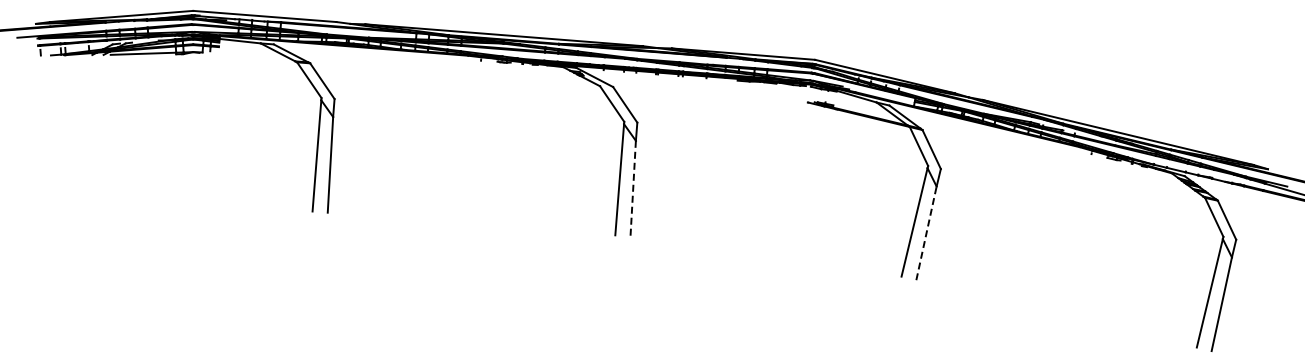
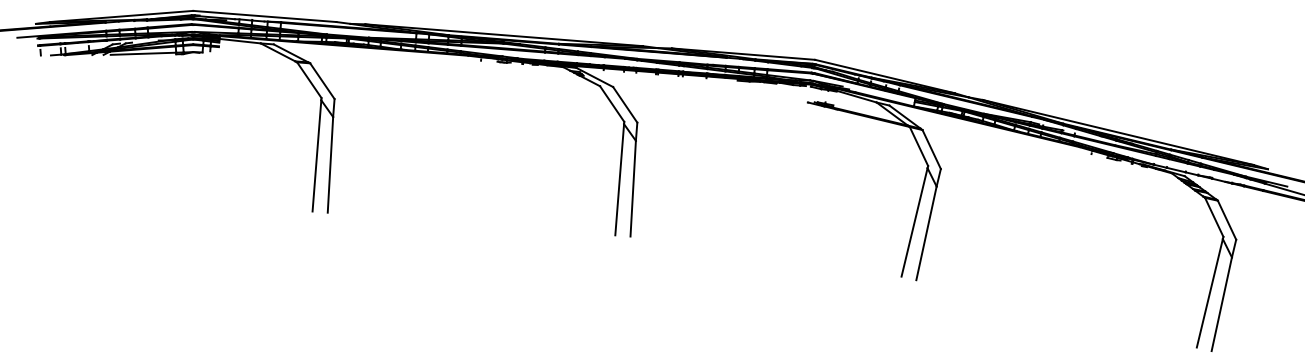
line: dashed -> solid (633, 188)
line: dashed -> solid (926, 233)
